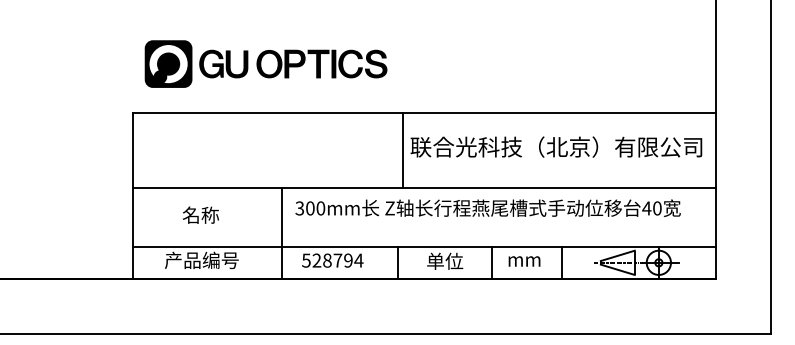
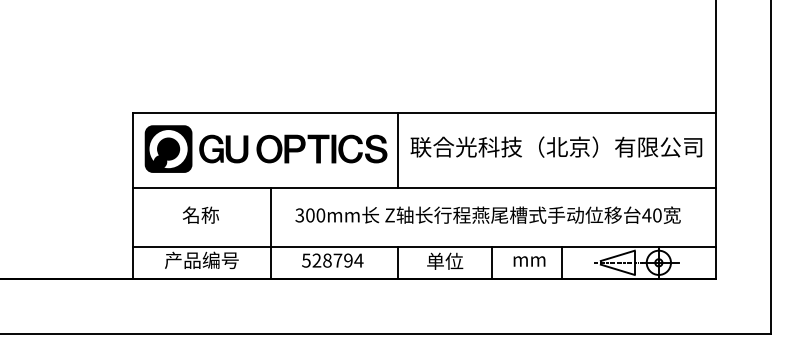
part position: (265, 63) -> (265, 148) (265, 148)
line position: (402, 149) -> (397, 149) (397, 149)
text position: (487, 207) -> (487, 214) (487, 214)
line position: (281, 233) -> (270, 233) (270, 233)
text position: (524, 261) -> (529, 261) (529, 261)
